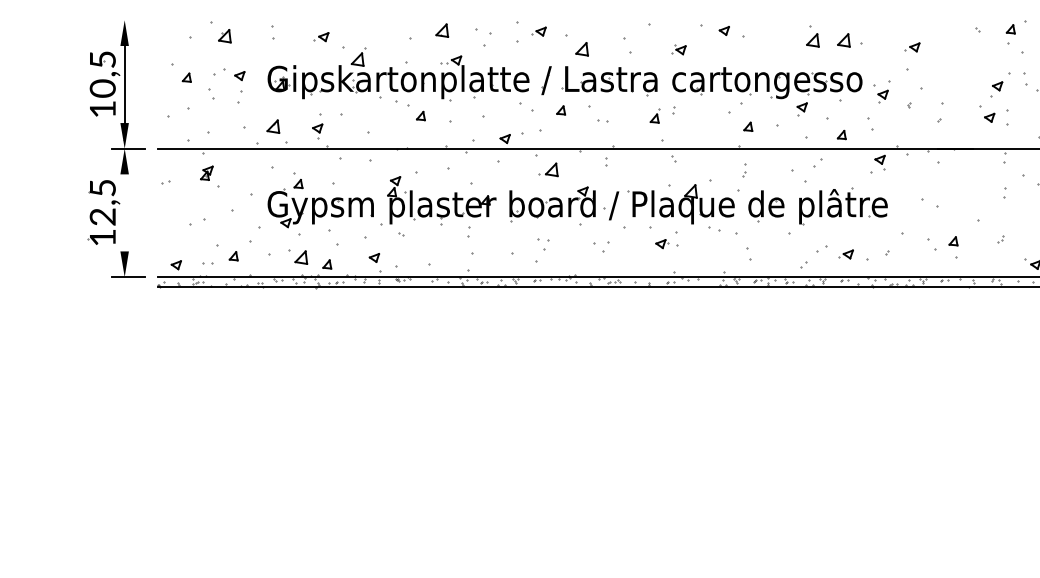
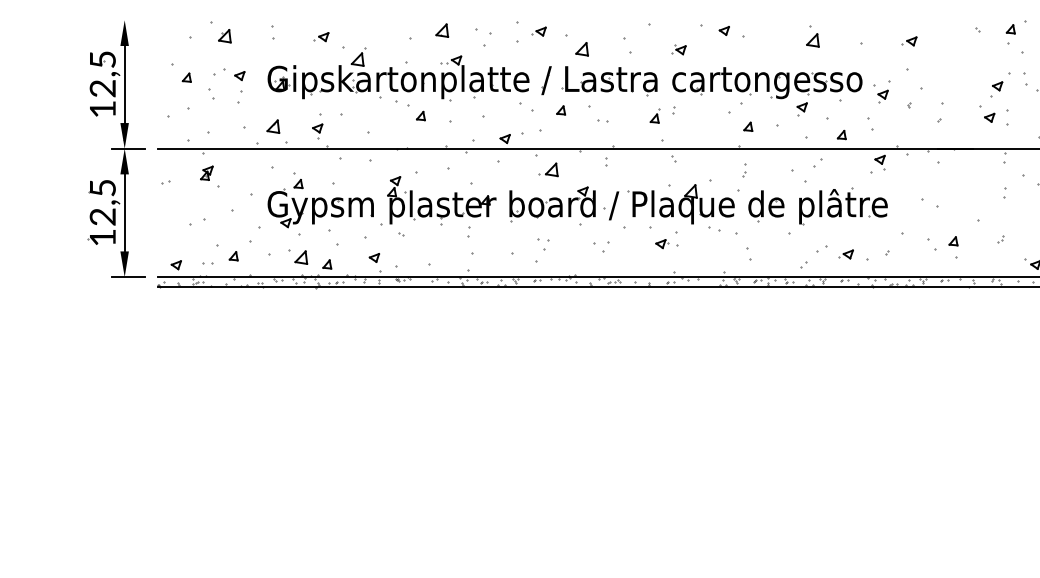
part: present -> none (843, 40)
part position: (912, 47) -> (909, 41) (909, 41)
text: 10,5 -> 12,5 (102, 88)
line: none -> present (124, 212)
